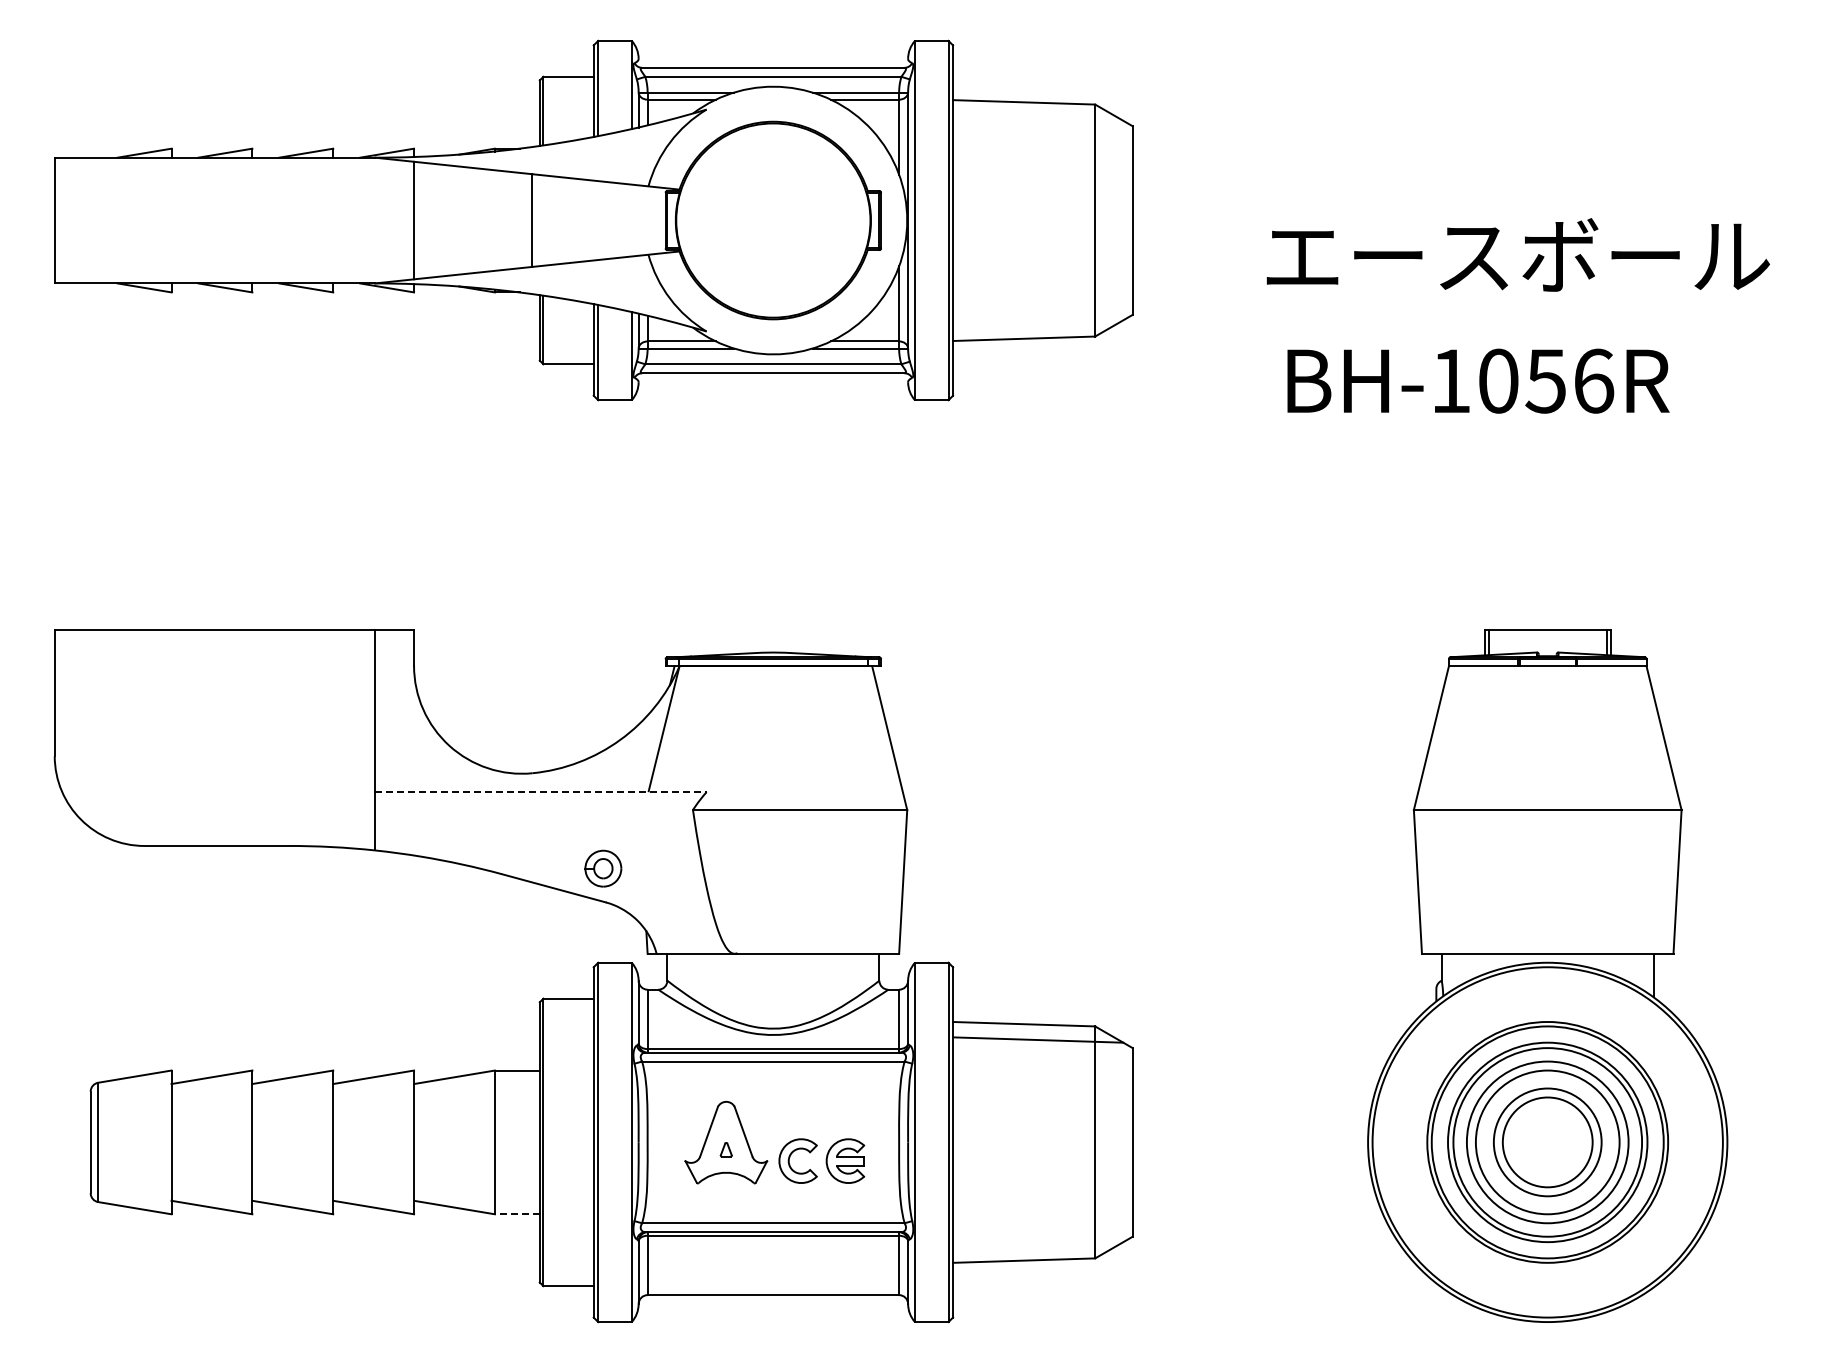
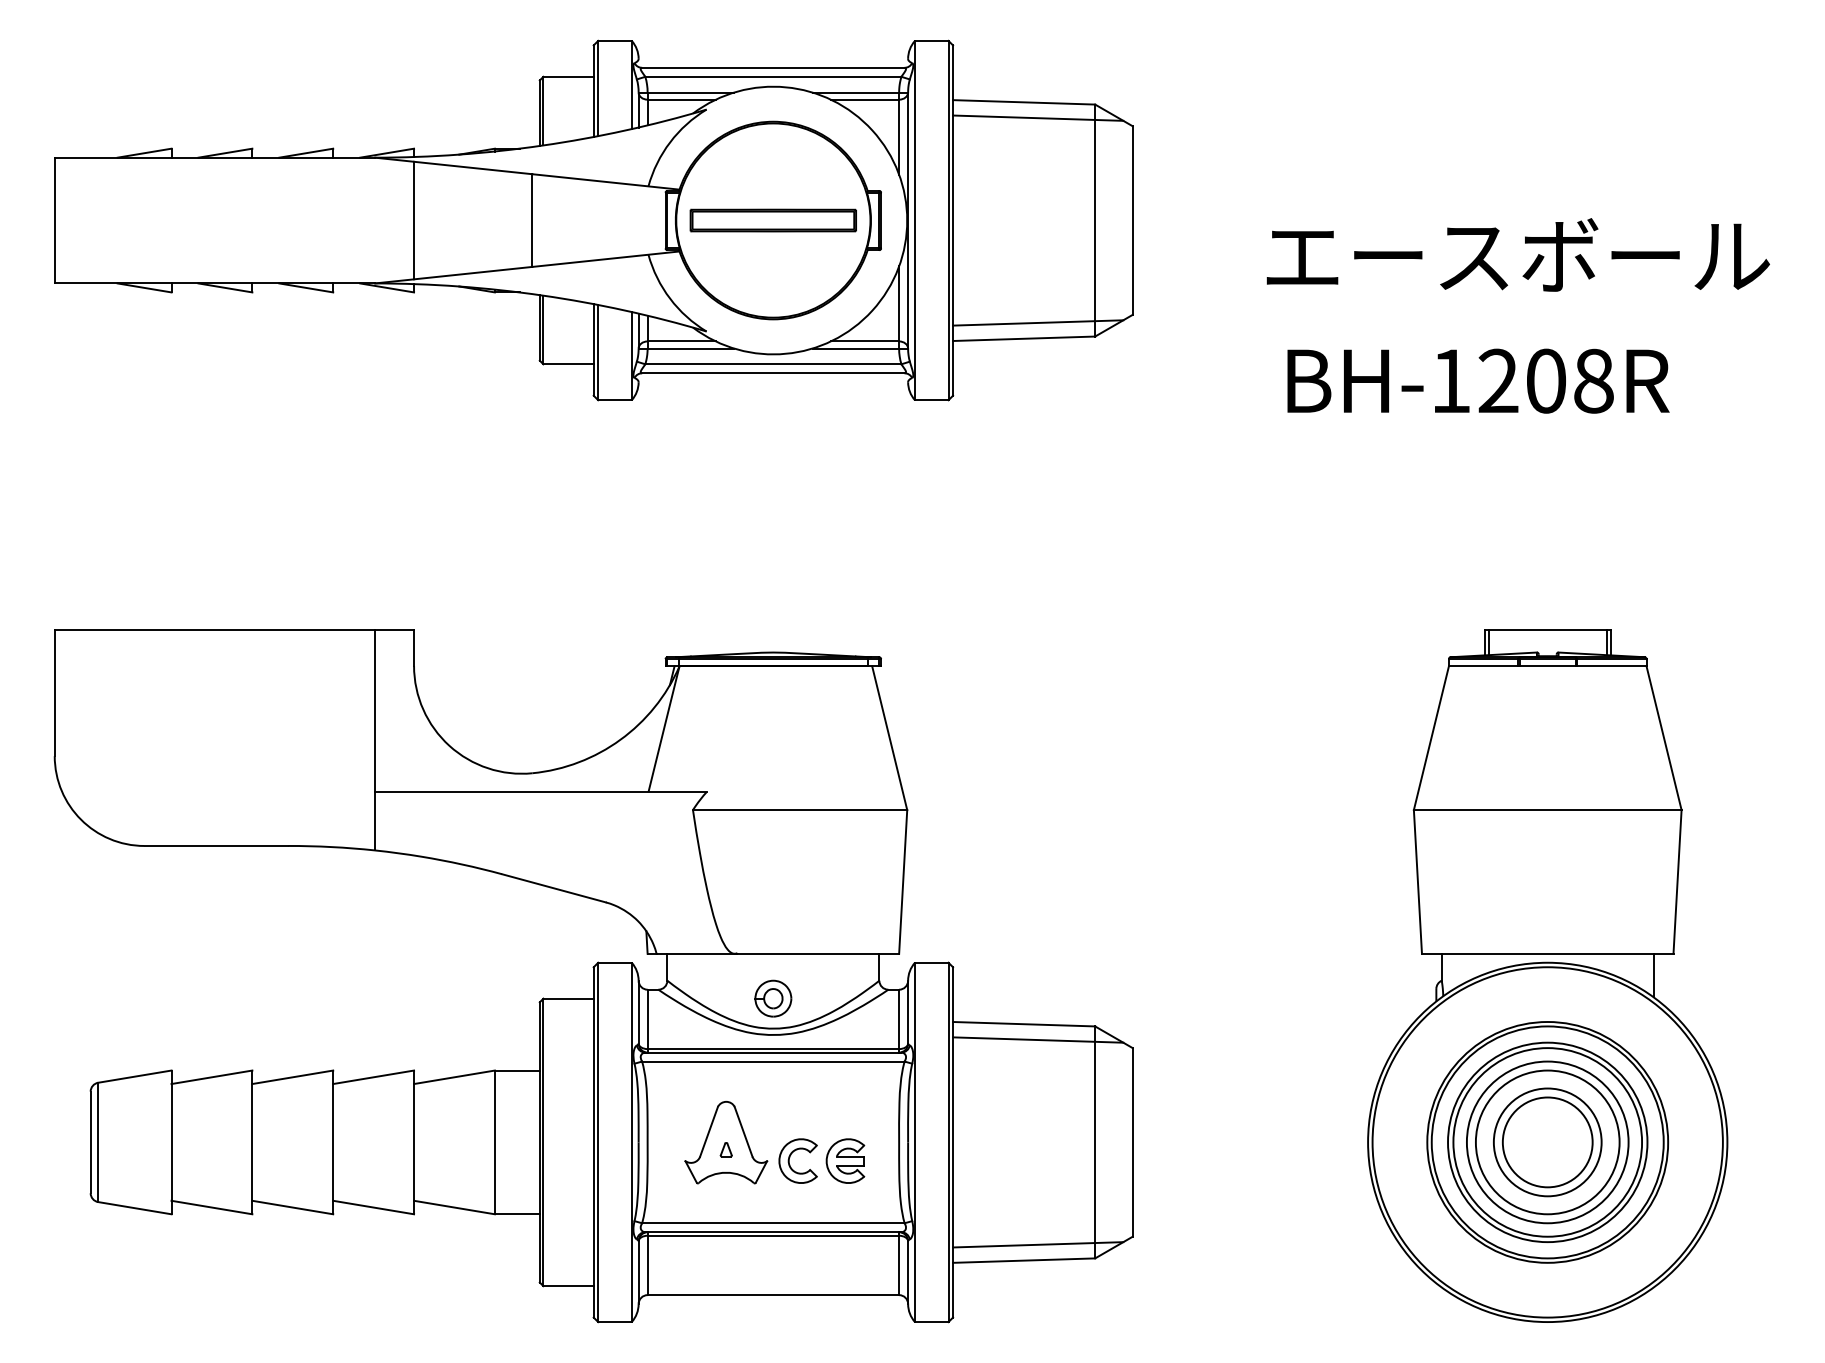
line: none -> present (1038, 117)
part: none -> present (772, 220)
line: none -> present (1038, 322)
text: BH-1056R -> BH-1208R (1546, 380)
line: dashed -> solid (540, 792)
part position: (603, 868) -> (773, 998) (773, 998)
line: dashed -> solid (516, 1214)
line: none -> present (1038, 1244)
